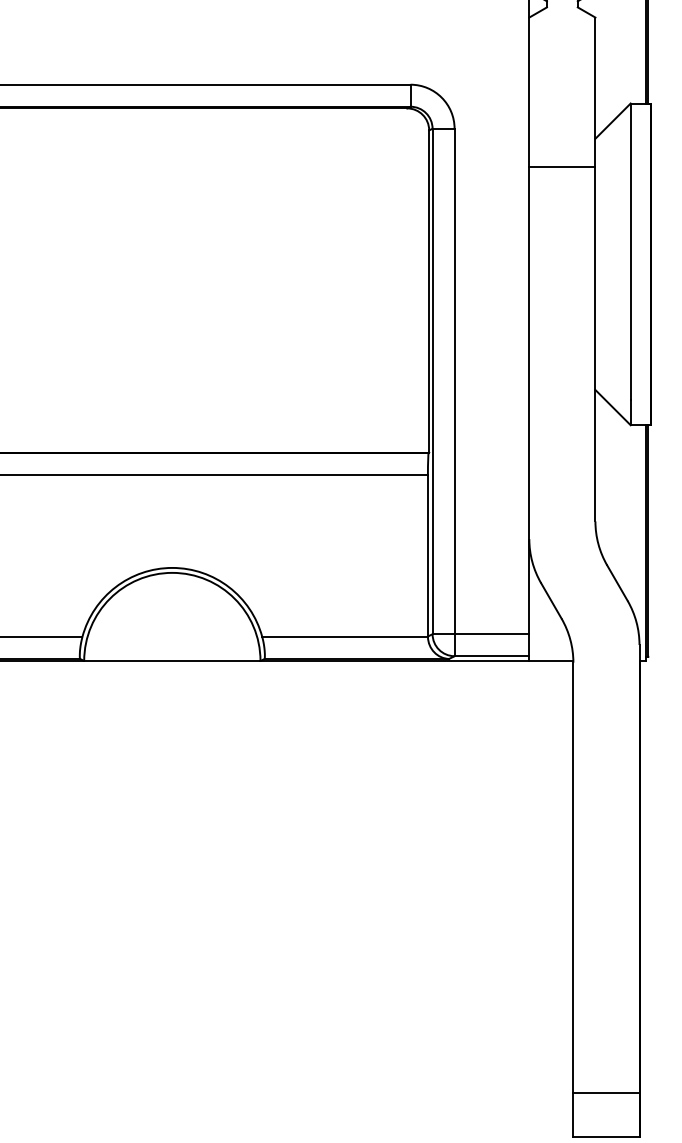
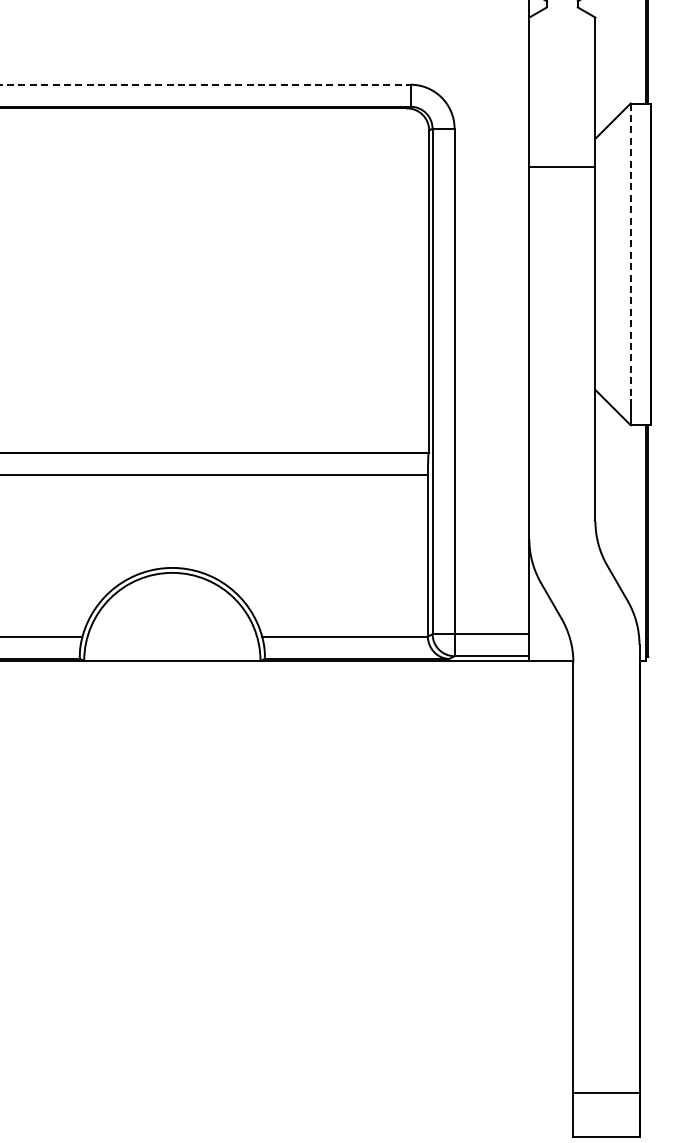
line: solid -> dashed (205, 84)
line: solid -> dashed (630, 252)
